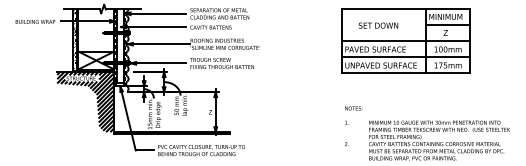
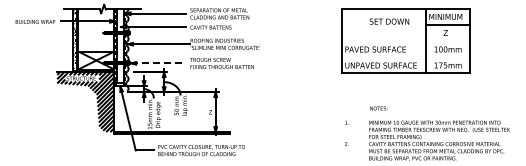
text position: (378, 25) -> (389, 21) (389, 21)
line: present -> none (405, 41)
line: present -> none (405, 57)
line: solid -> dashed (159, 63)
text position: (353, 108) -> (378, 108) (378, 108)
